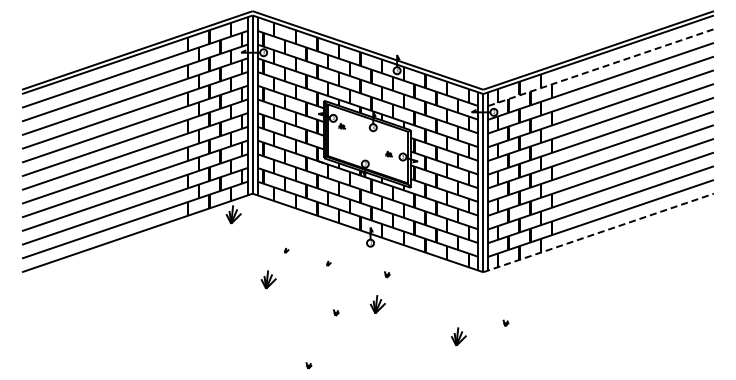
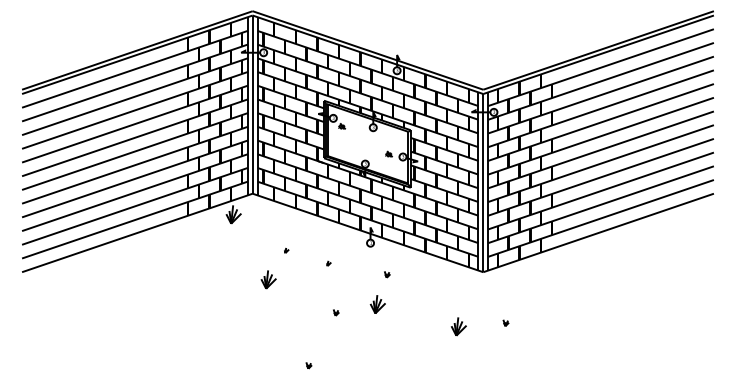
line: dashed -> solid (601, 67)
line: dashed -> solid (598, 232)
part position: (458, 336) -> (458, 326) (458, 326)
